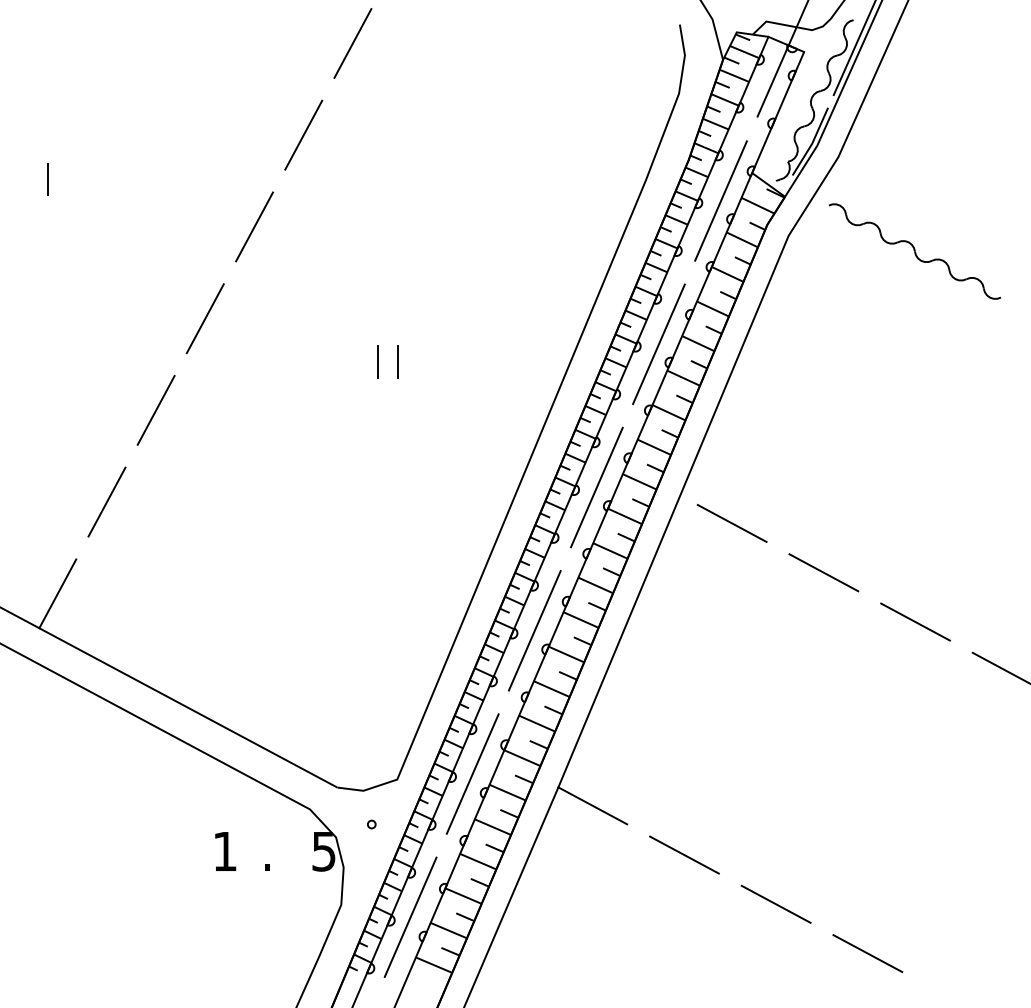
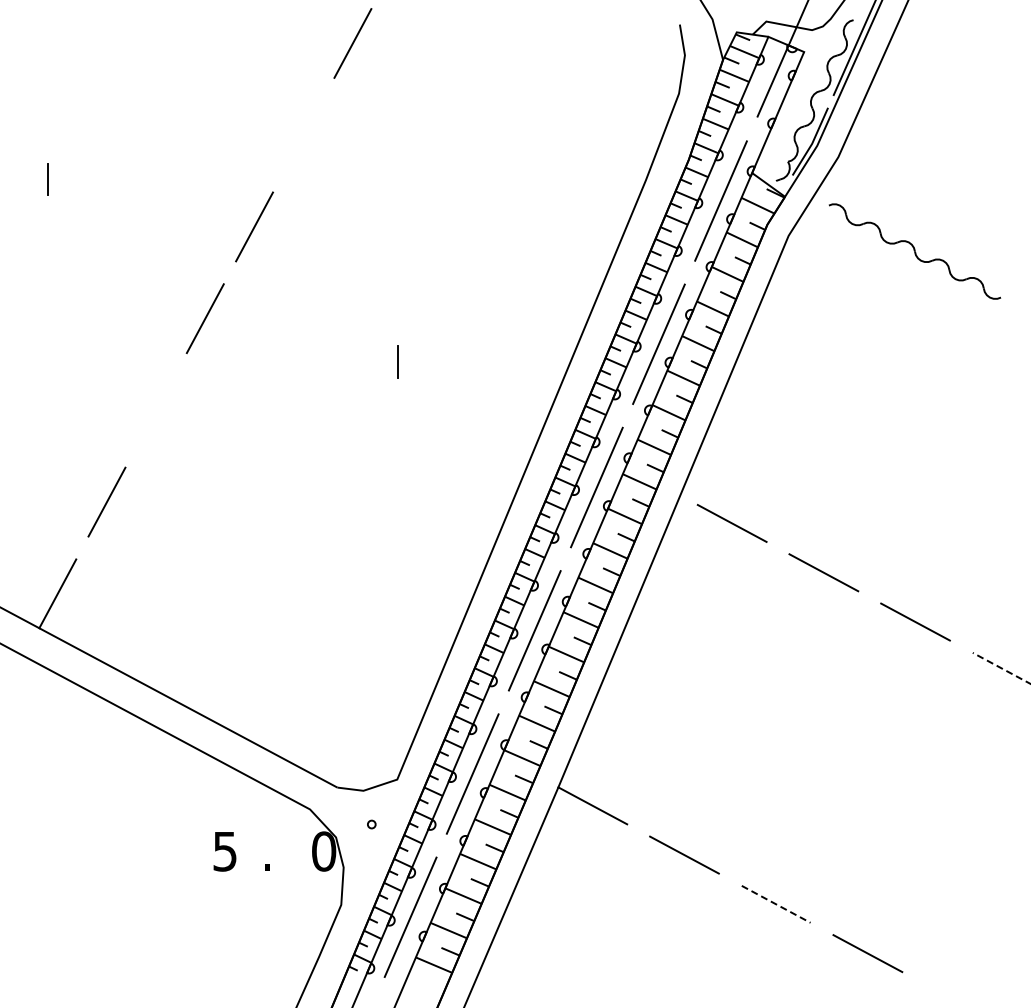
line: present -> none (303, 134)
line: present -> none (377, 361)
line: present -> none (155, 410)
line: solid -> dashed (1001, 668)
text: 1 -> 5 (224, 851)
text: 5 -> 0 (324, 851)
line: solid -> dashed (776, 904)
